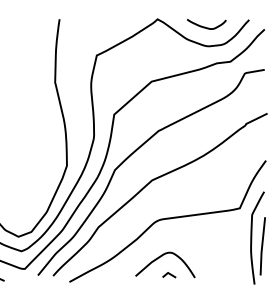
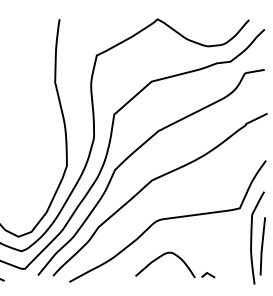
curve: present -> none (205, 26)
line position: (169, 274) -> (208, 274) (208, 274)
